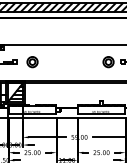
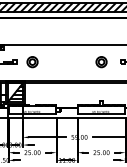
part position: (108, 62) -> (101, 62) (101, 62)
